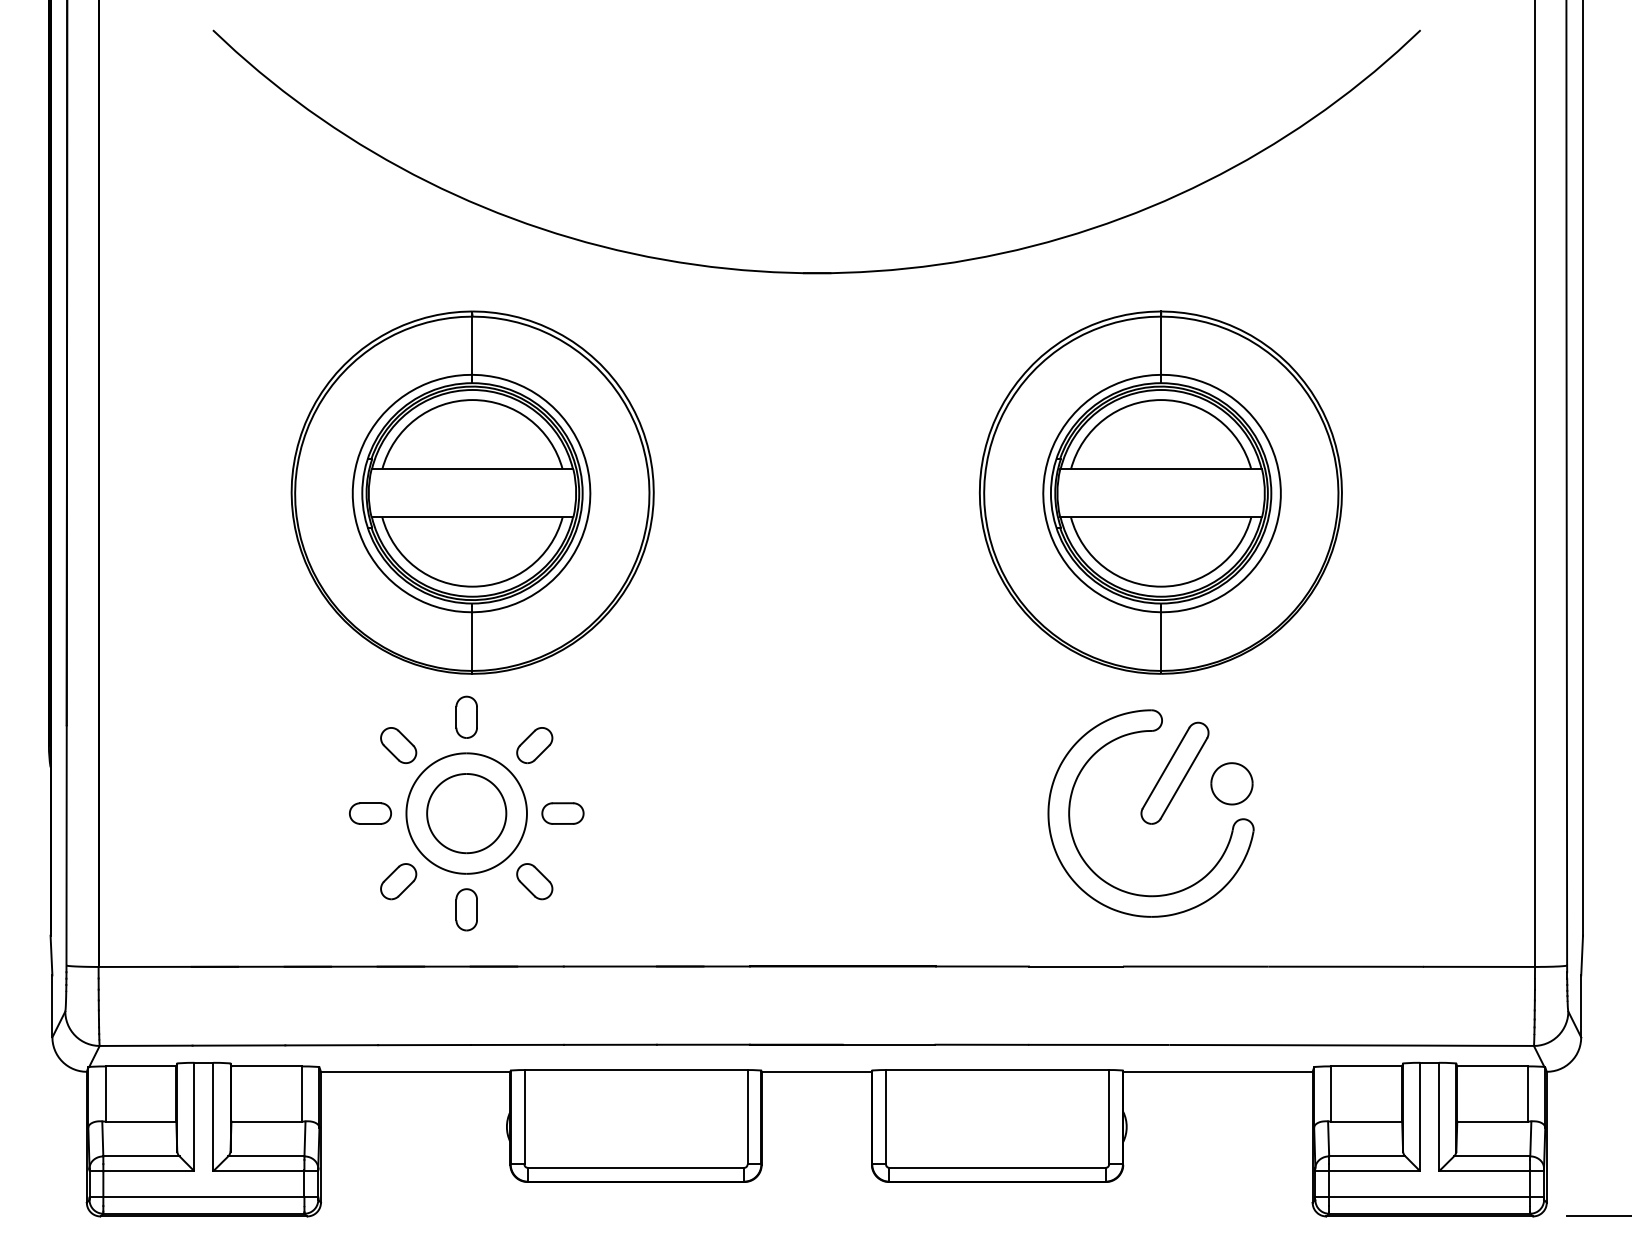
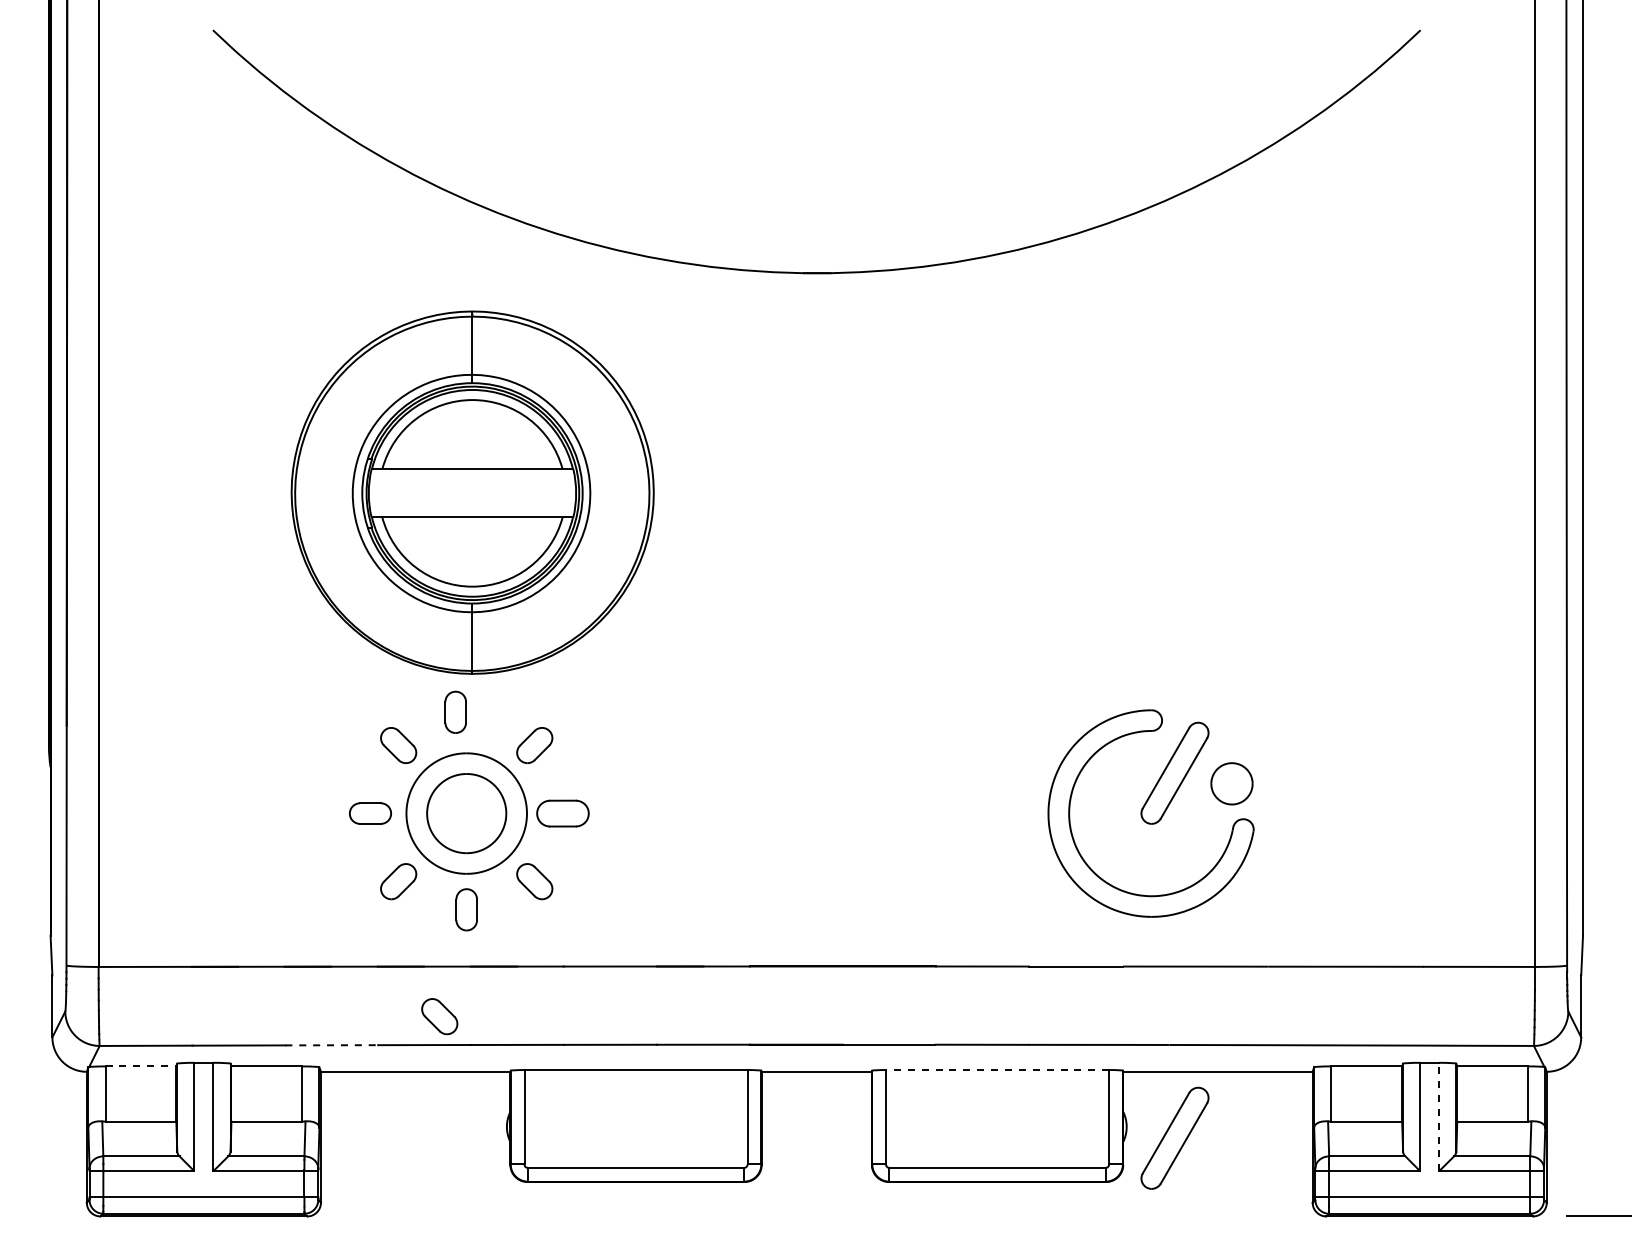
part: present -> none (1160, 492)
part position: (466, 716) -> (455, 711) (455, 711)
part size: 44x23 px -> 54x29 px (562, 813)
part: none -> present (439, 1016)
line: solid -> dashed (332, 1045)
line: solid -> dashed (141, 1066)
line: solid -> dashed (997, 1070)
line: solid -> dashed (1439, 1116)
part: none -> present (1174, 1137)
